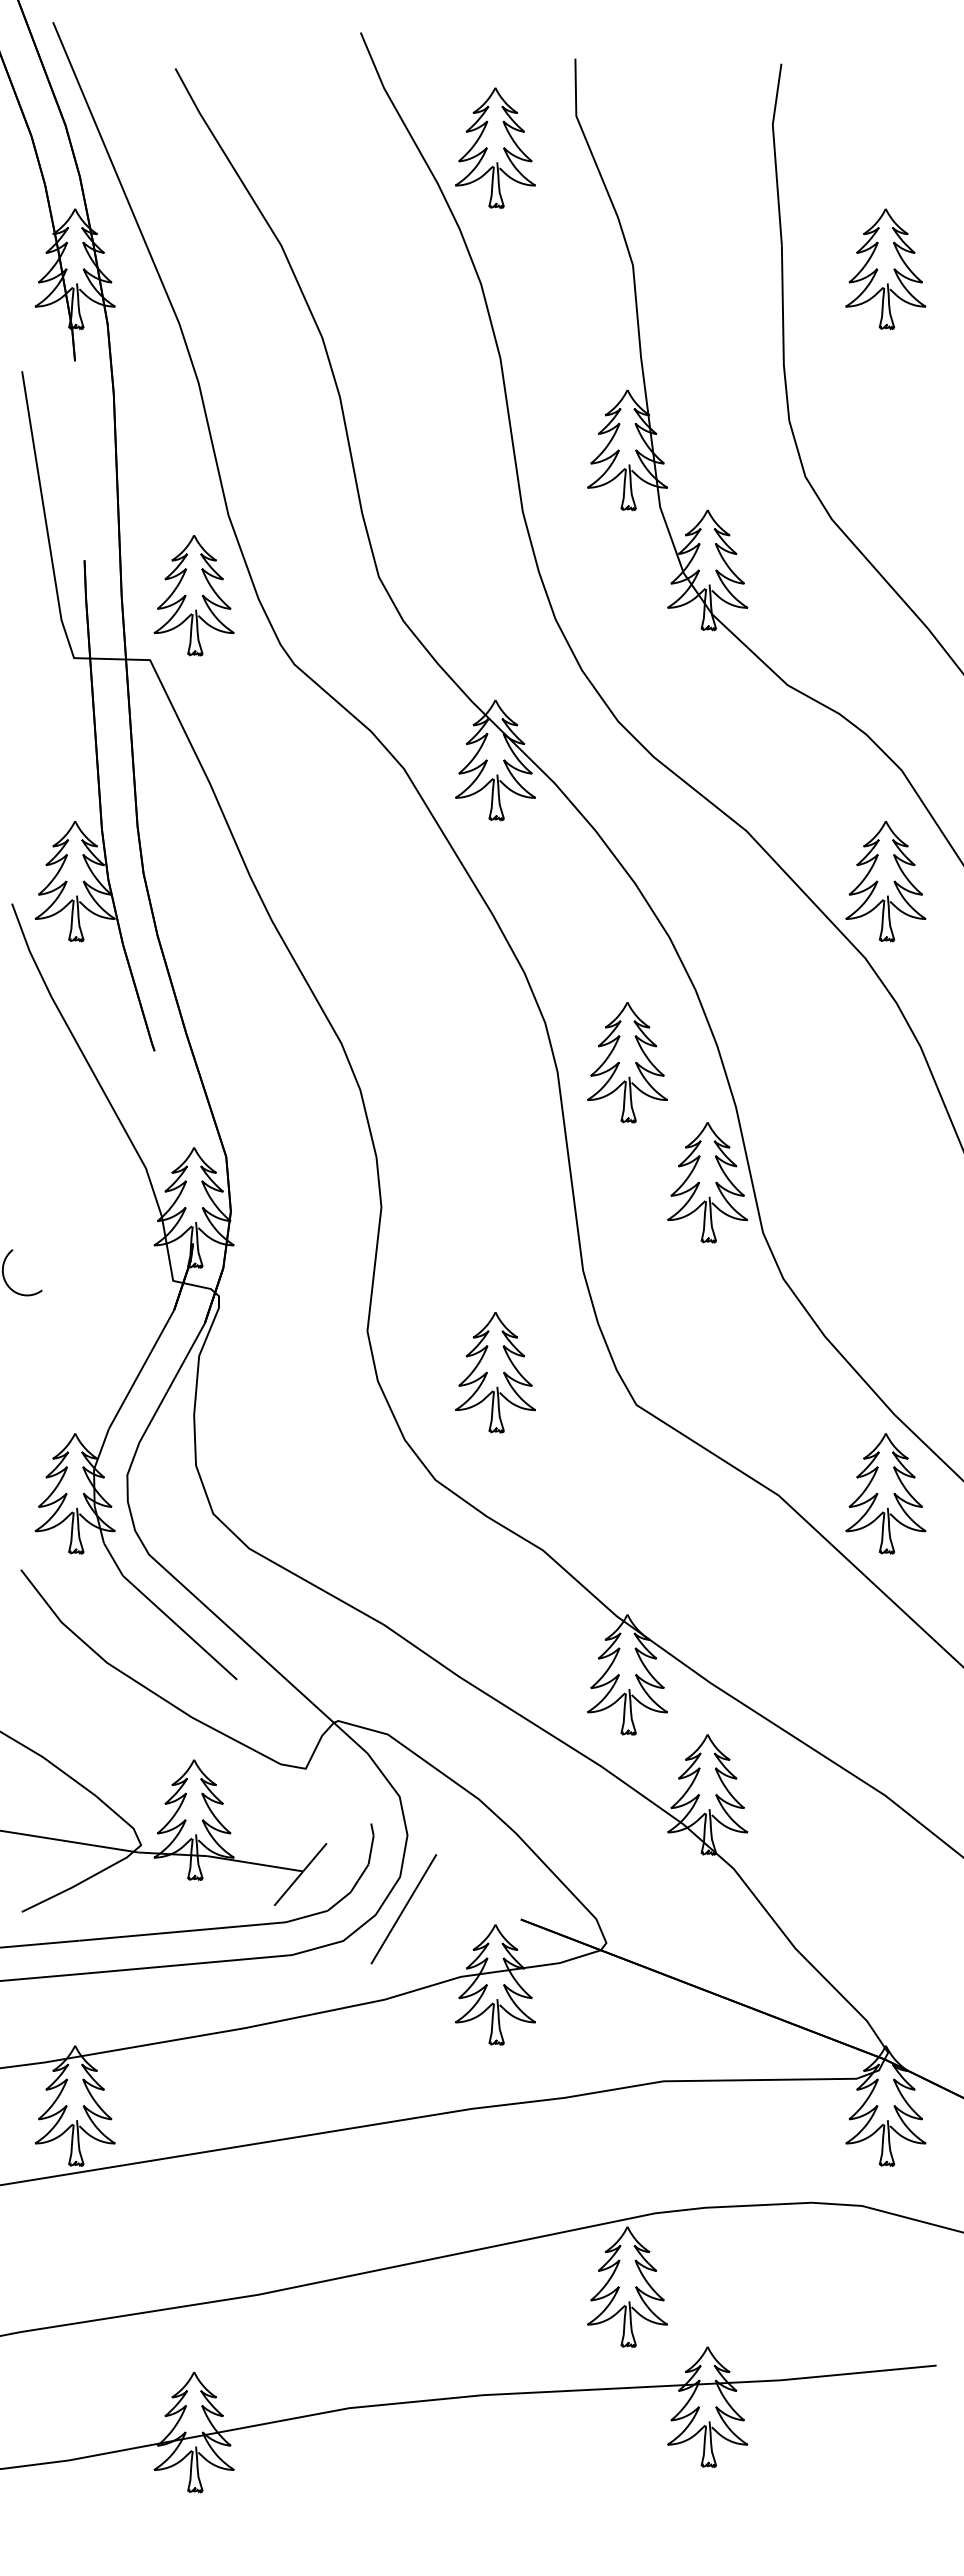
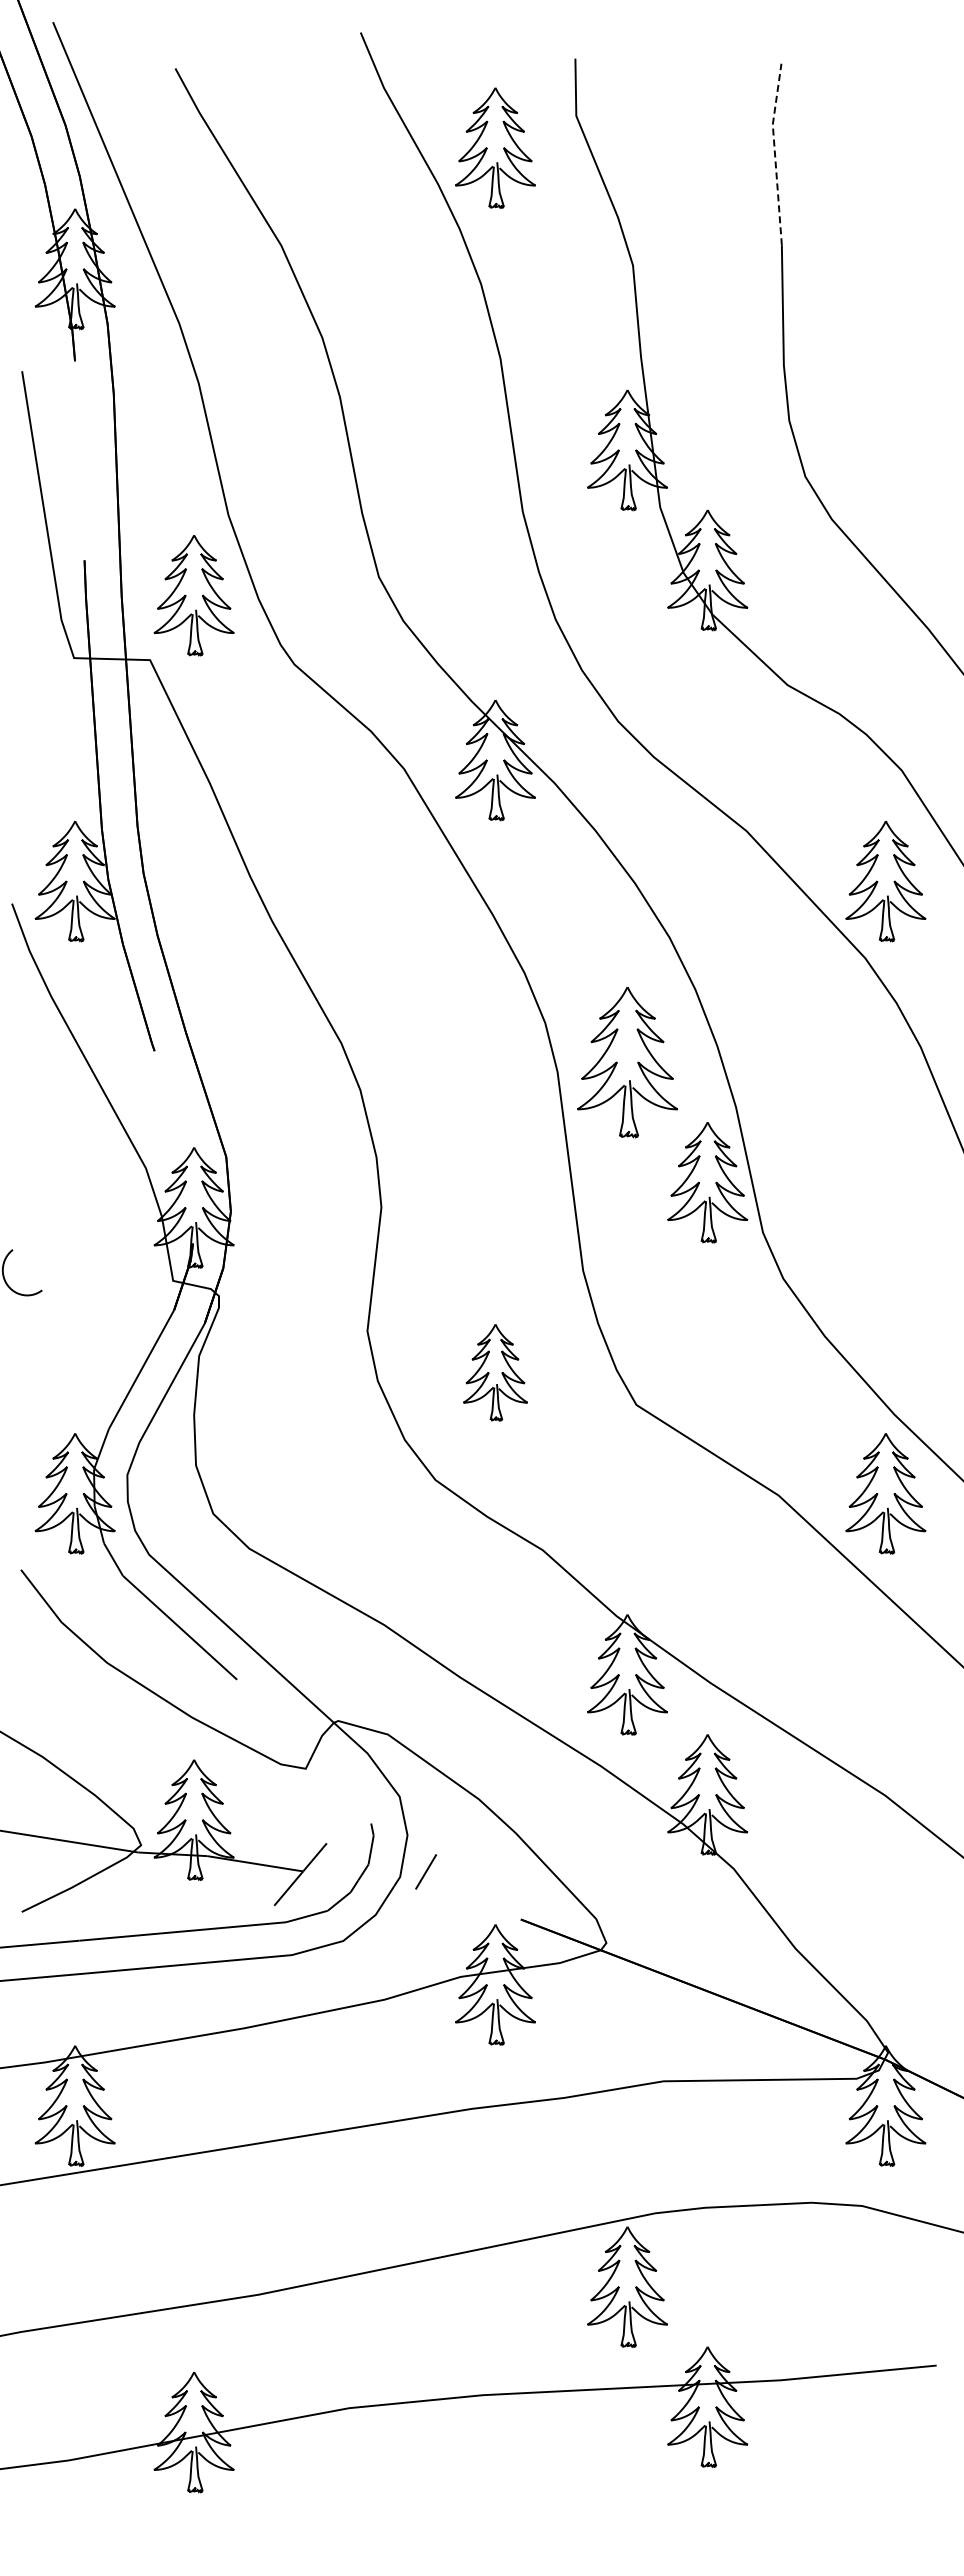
line: solid -> dashed (774, 153)
part: present -> none (885, 269)
part size: 81x122 px -> 101x152 px (627, 1062)
part size: 81x122 px -> 65x98 px (495, 1372)
line: present -> none (393, 1926)
